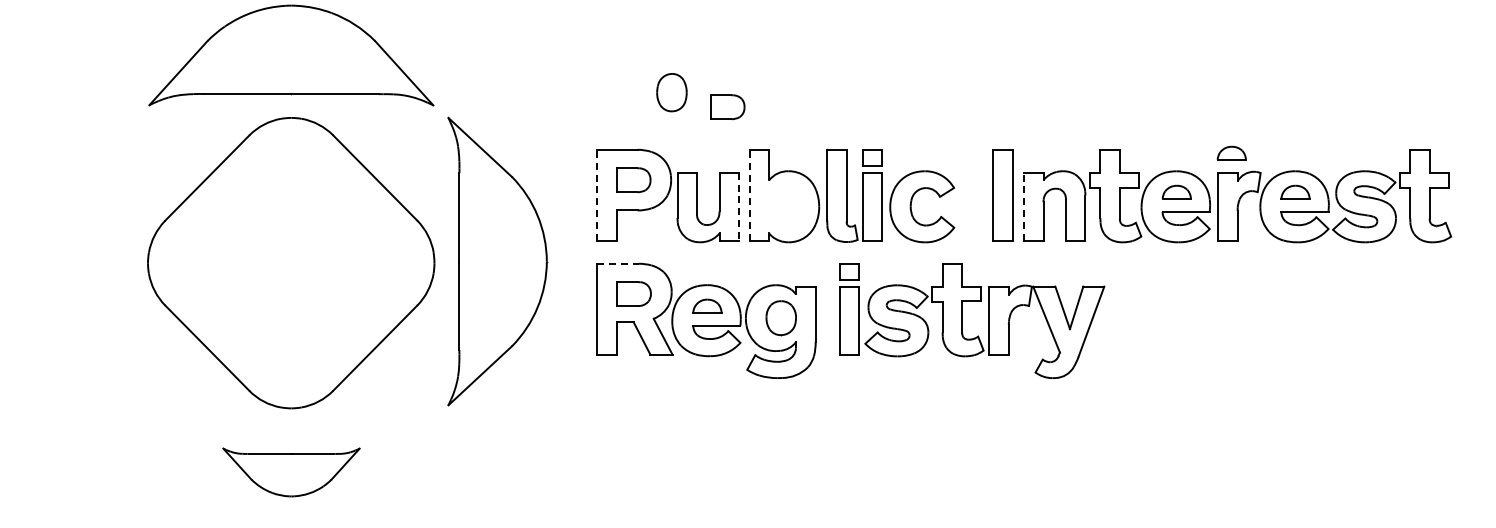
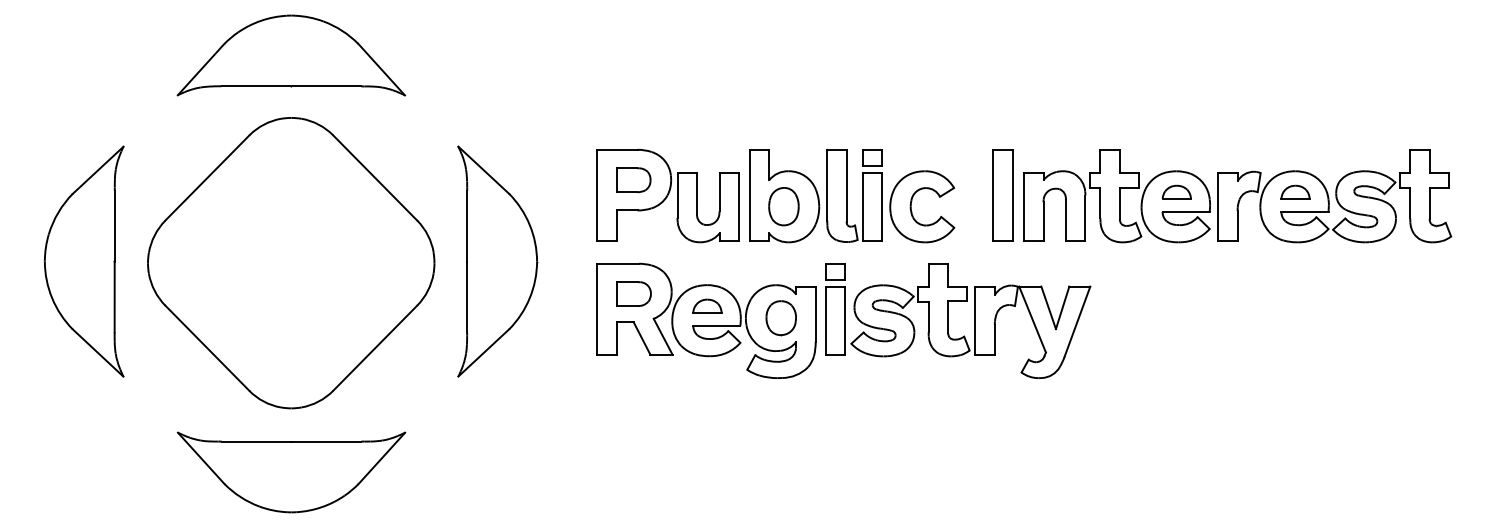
part size: 287x103 px -> 231x83 px (291, 55)
part position: (671, 92) -> (783, 206) (783, 206)
part: present -> none (727, 107)
part: present -> none (1231, 152)
line: dashed -> solid (597, 194)
line: dashed -> solid (749, 194)
line: dashed -> solid (739, 206)
line: dashed -> solid (1023, 206)
part: none -> present (84, 261)
part size: 102x291 px -> 82x233 px (497, 261)
line: dashed -> solid (617, 263)
part position: (962, 320) -> (948, 320) (948, 320)
part size: 139x51 px -> 231x83 px (291, 472)
